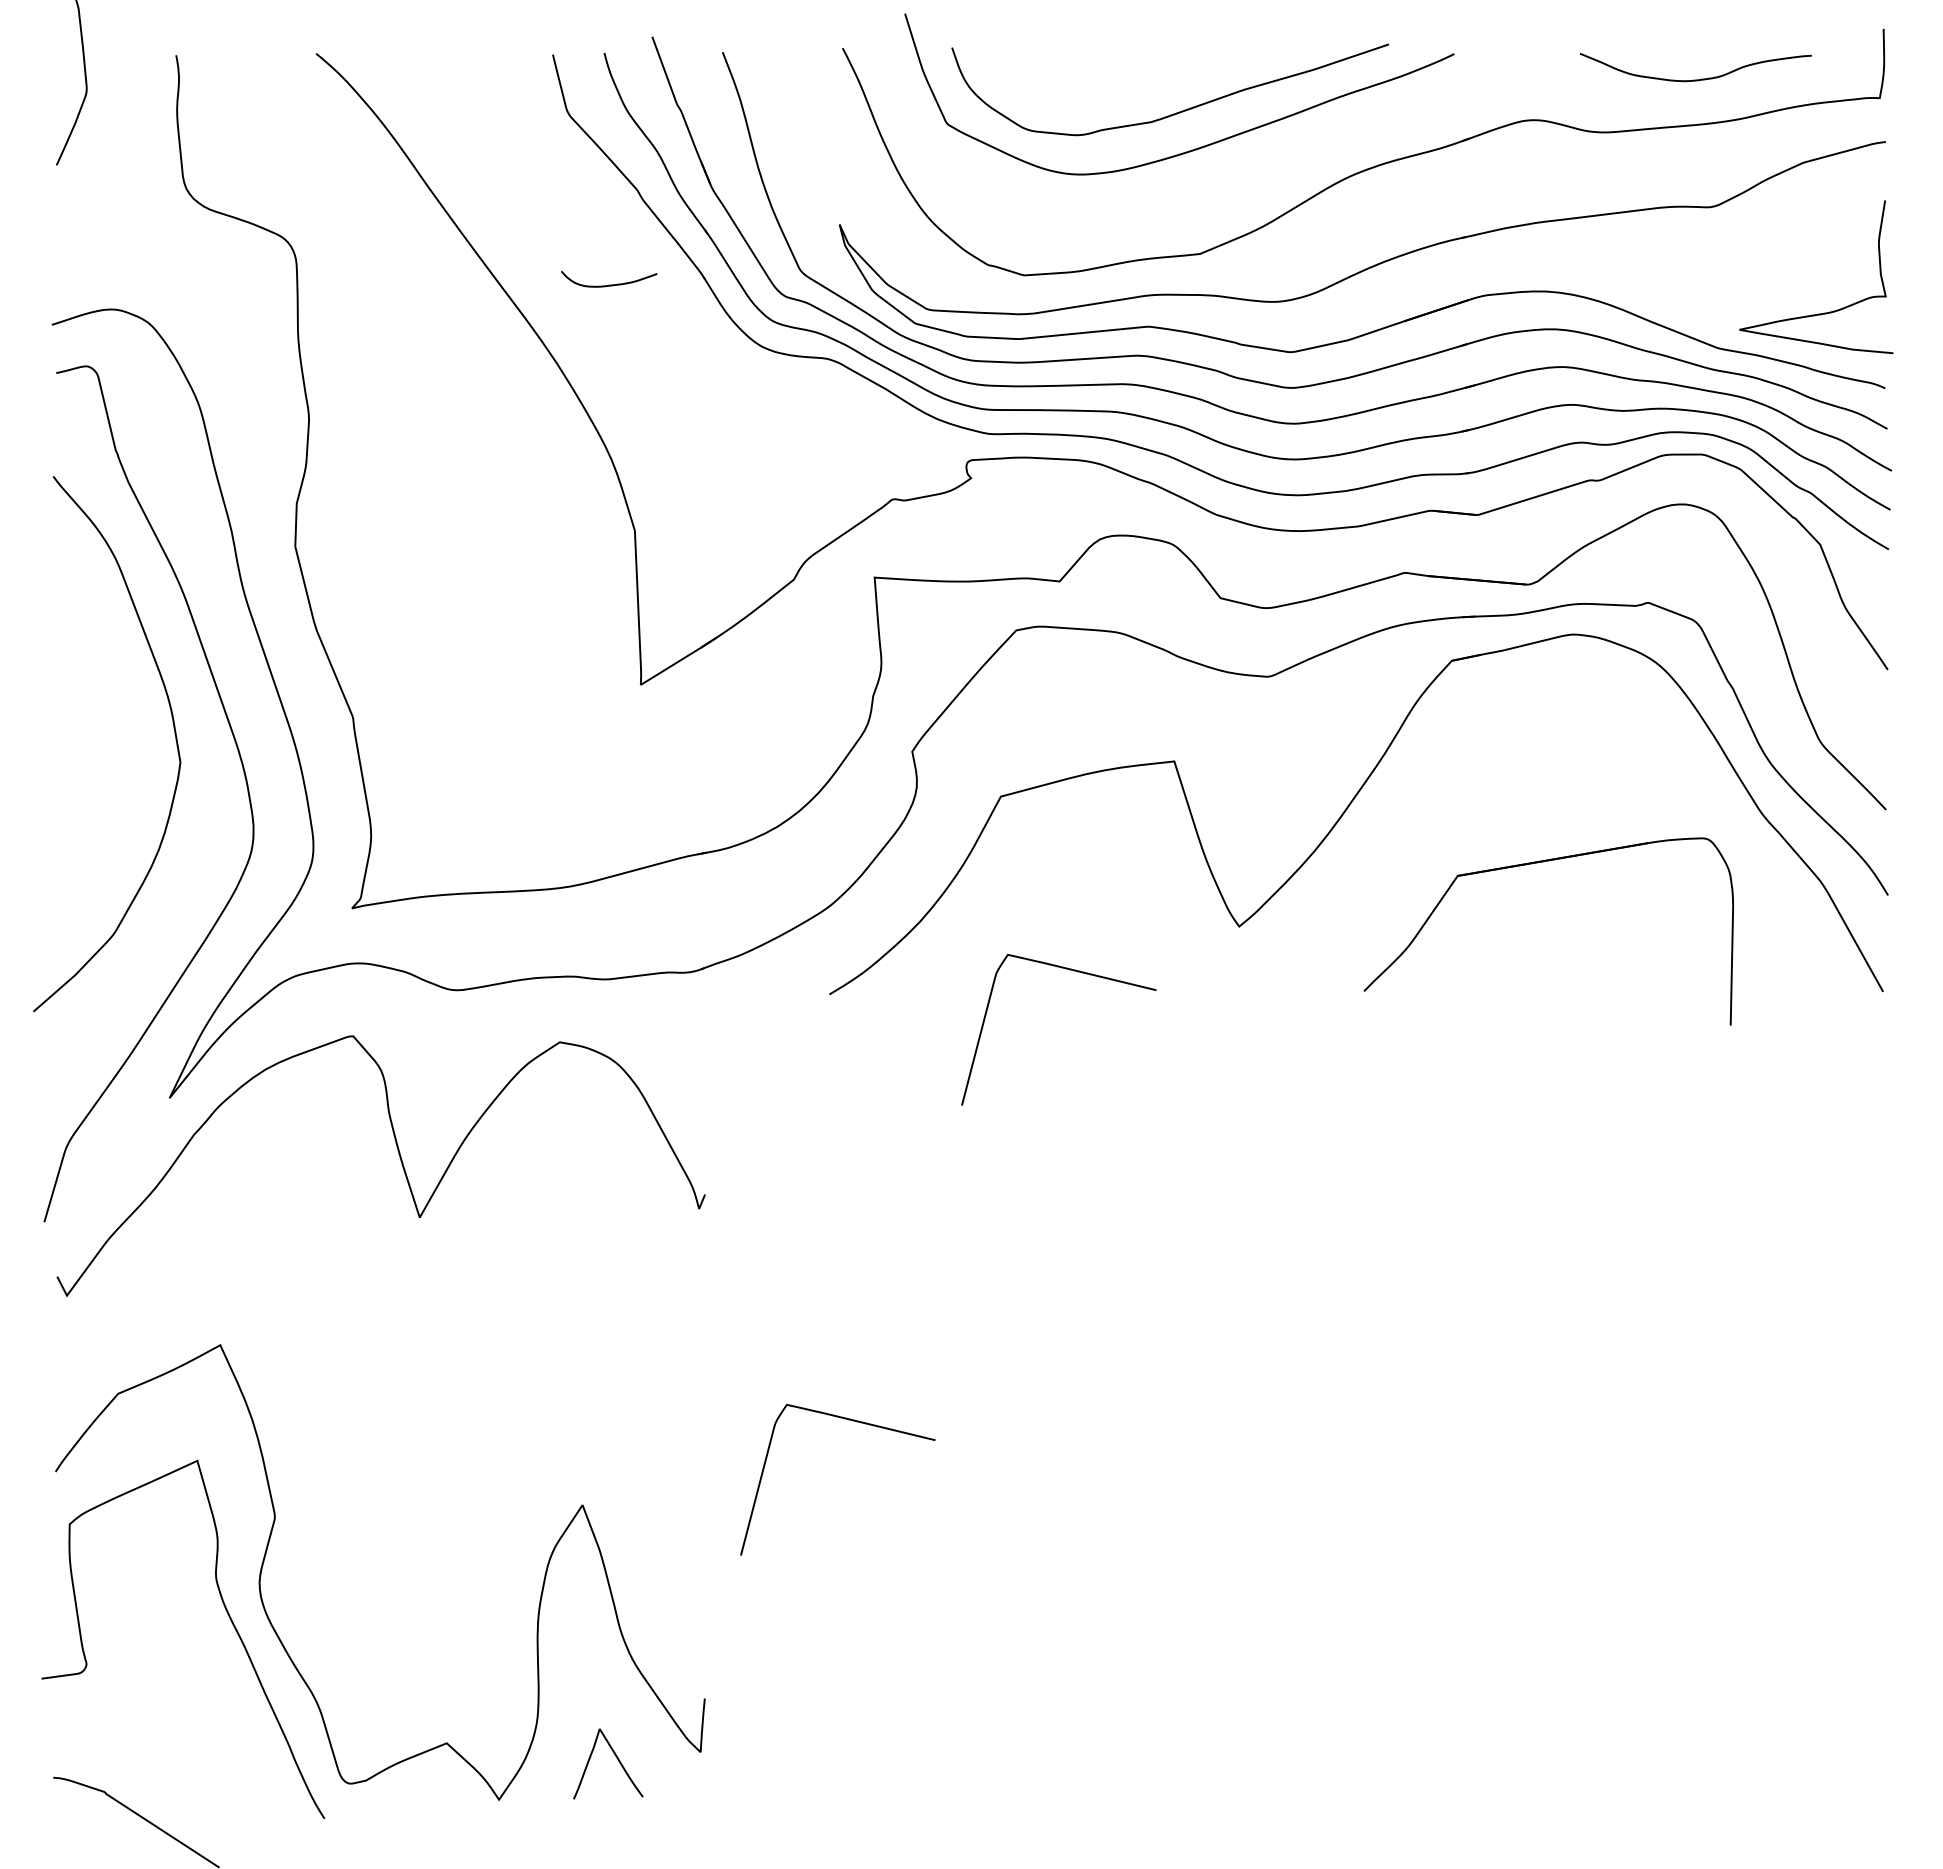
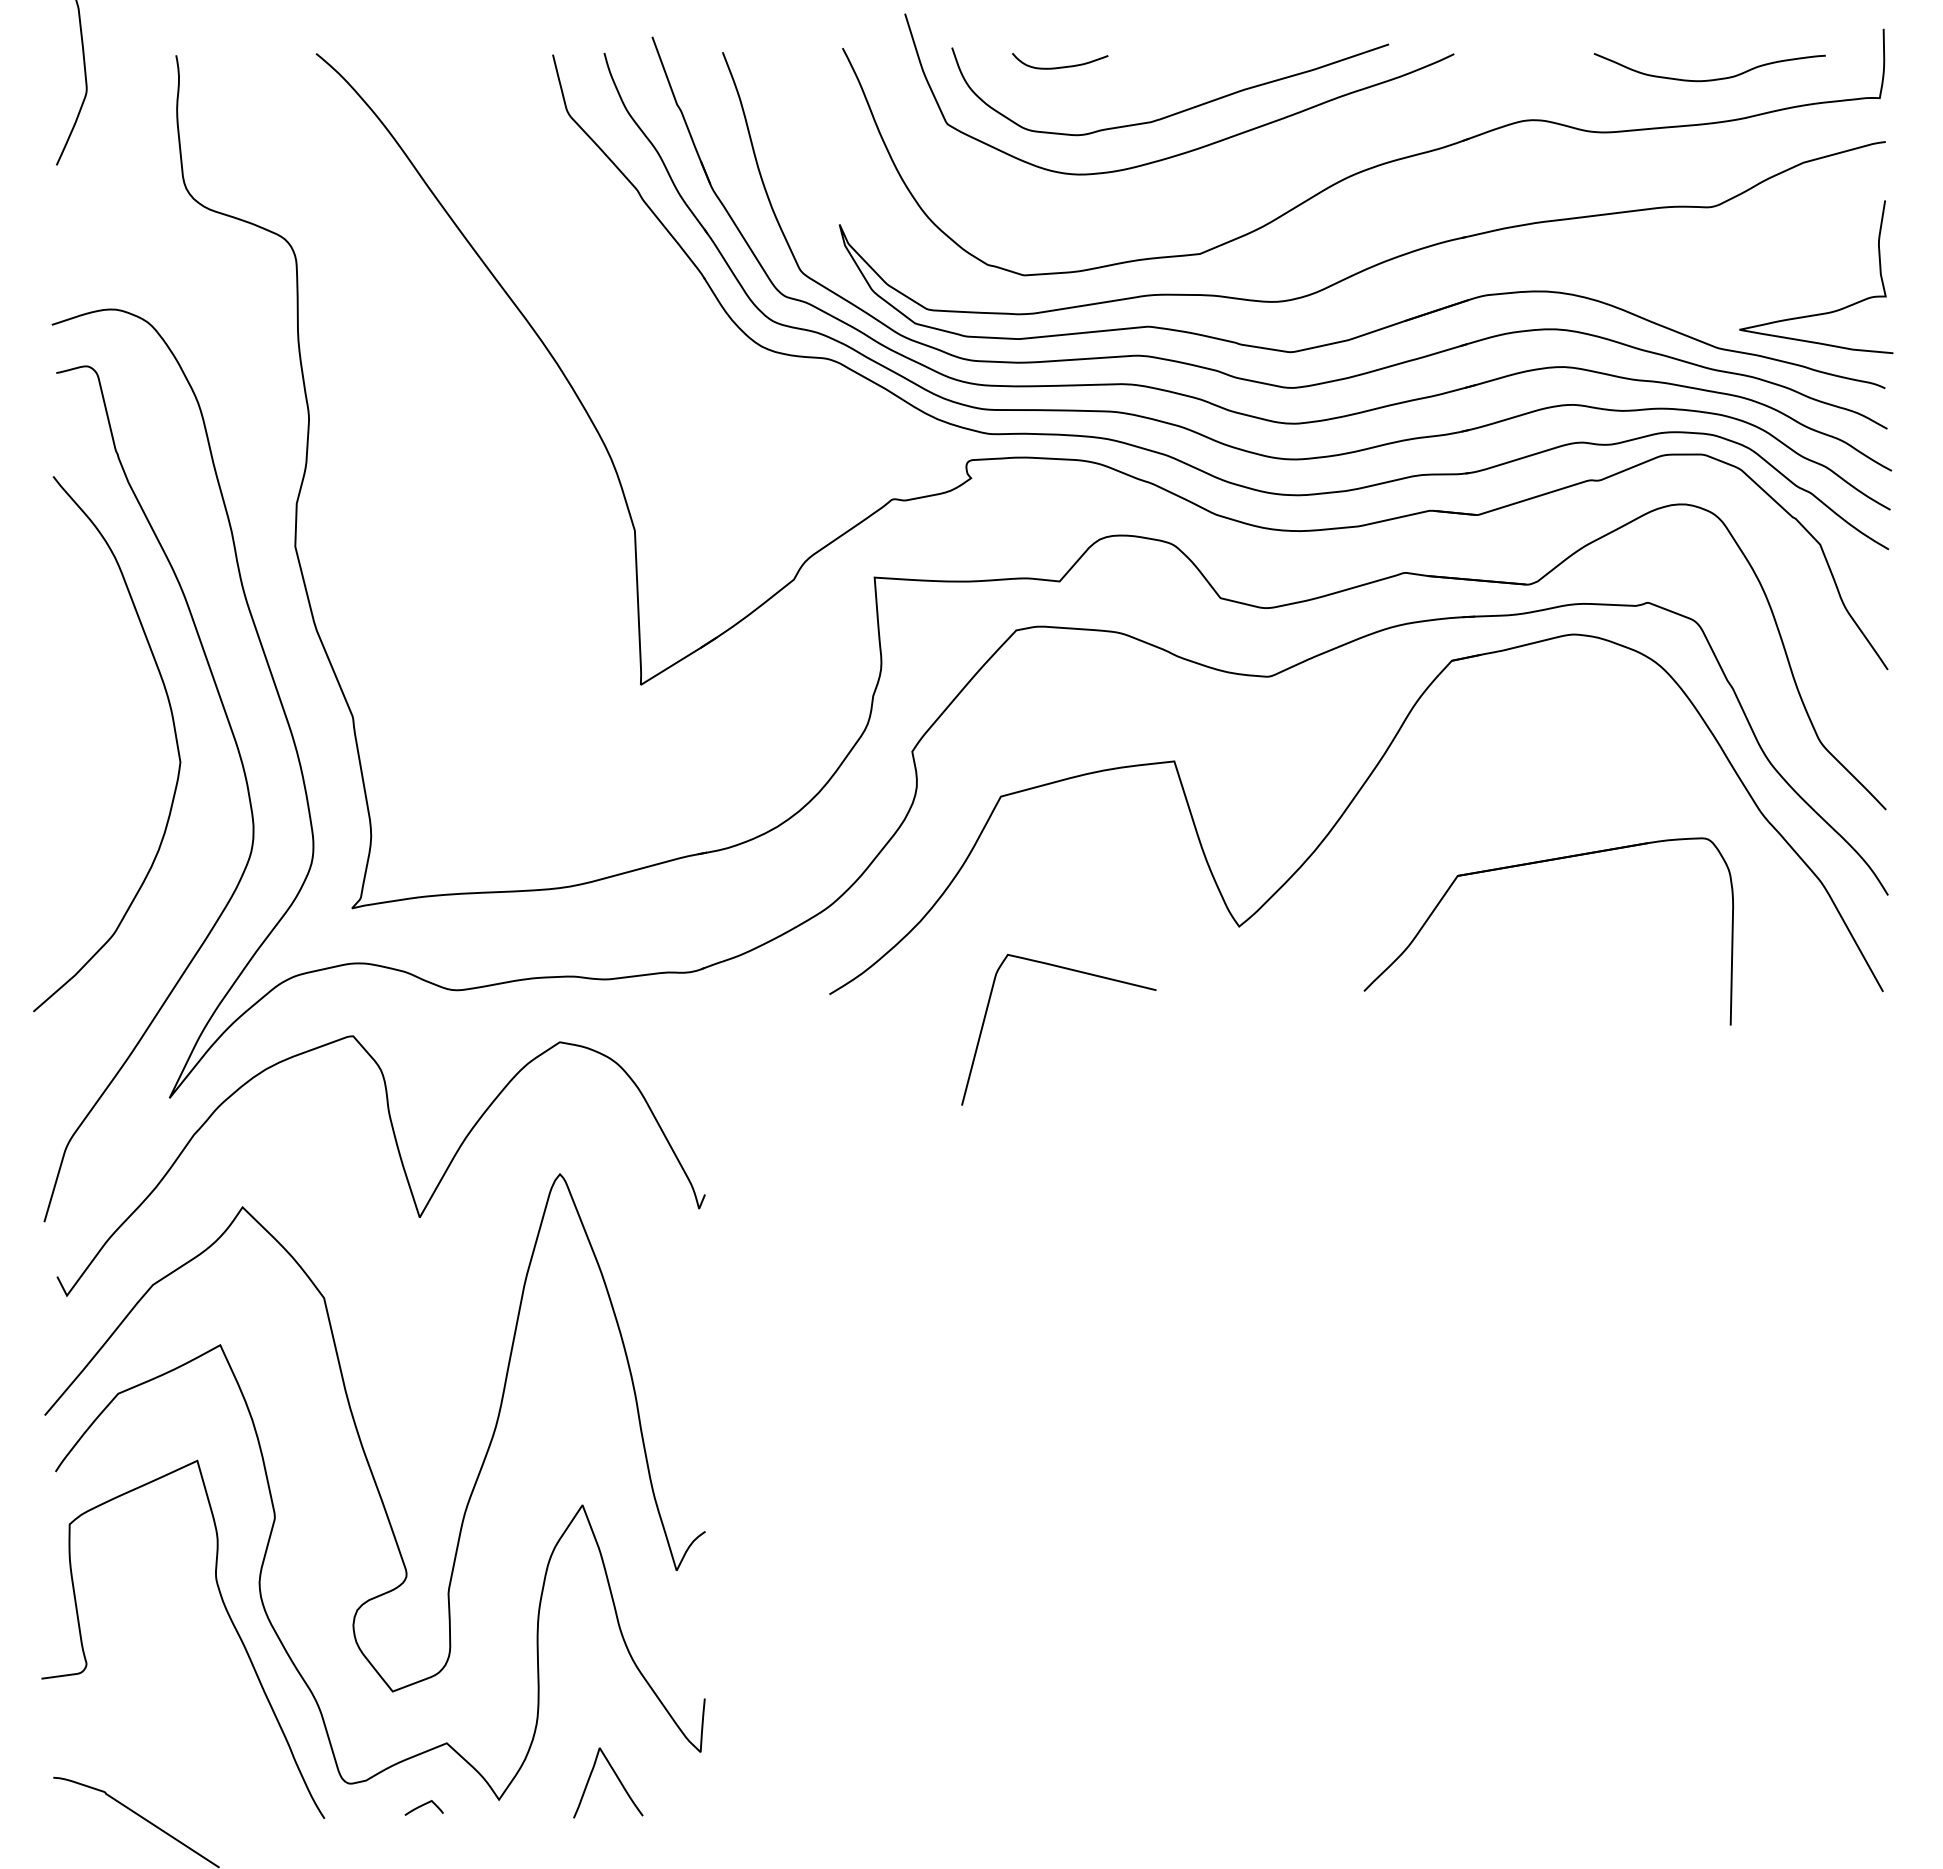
curve position: (1695, 79) -> (1709, 79) (1709, 79)
curve position: (609, 284) -> (1060, 66) (1060, 66)
curve: present -> none (852, 1421)
curve: none -> present (360, 1437)
curve position: (616, 1758) -> (616, 1777) (616, 1777)
curve: none -> present (422, 1806)
